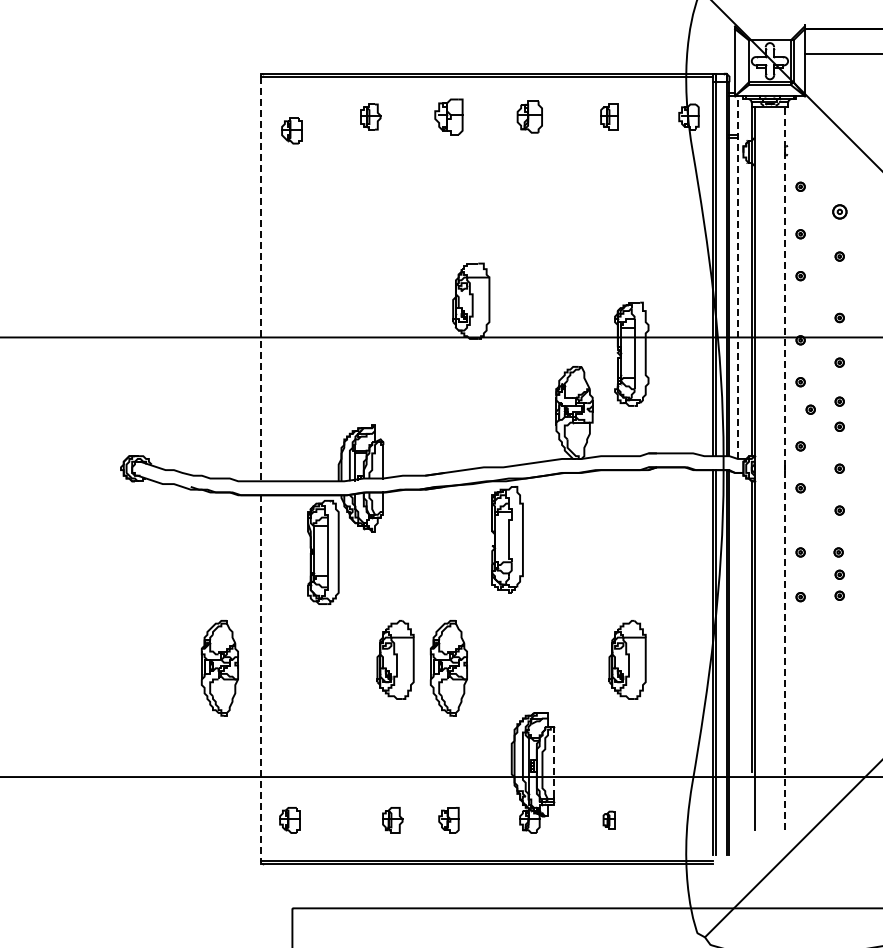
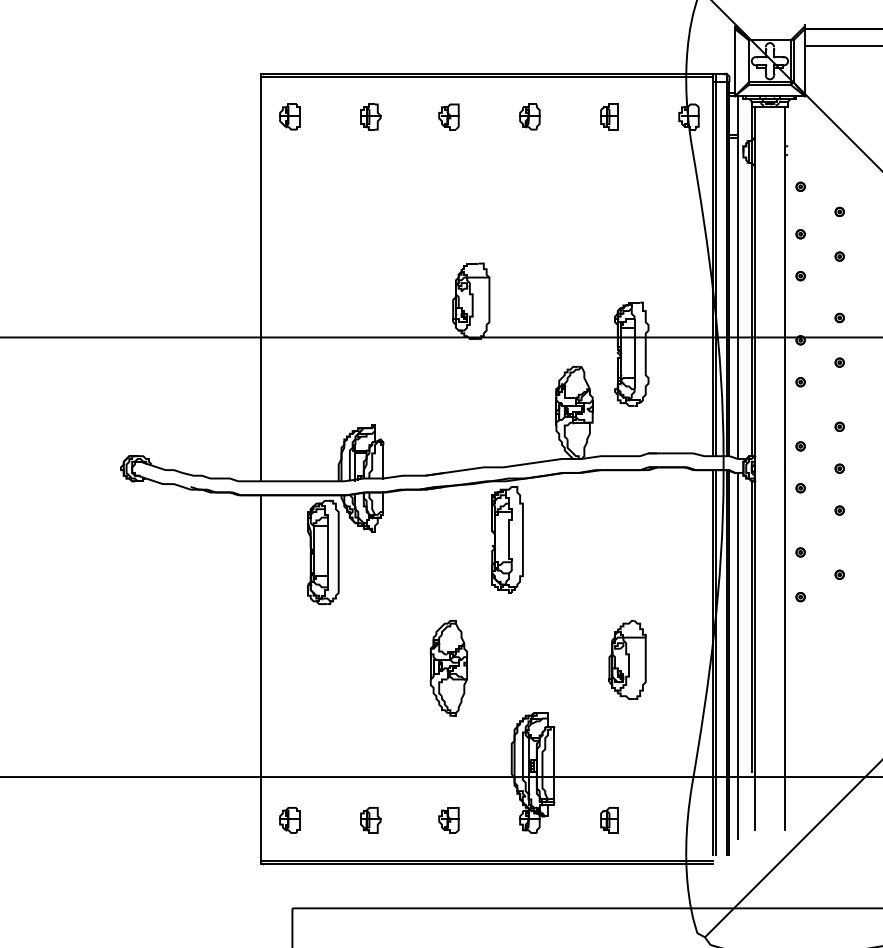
line position: (841, 53) -> (841, 45) (841, 45)
part size: 30x38 px -> 22x28 px (448, 116)
part size: 27x34 px -> 22x28 px (529, 116)
part position: (291, 130) -> (289, 116) (289, 116)
part size: 16x16 px -> 11x12 px (839, 211)
line: dashed -> solid (737, 277)
line: dashed -> solid (260, 279)
part: present -> none (839, 401)
part: present -> none (810, 409)
line: dashed -> solid (785, 468)
part: present -> none (838, 552)
part: present -> none (839, 595)
line: none -> present (737, 655)
part: present -> none (395, 659)
part: present -> none (219, 668)
line: dashed -> solid (260, 678)
line: dashed -> solid (553, 764)
part size: 14x20 px -> 19x27 px (609, 820)
part position: (392, 820) -> (370, 820) (370, 820)
